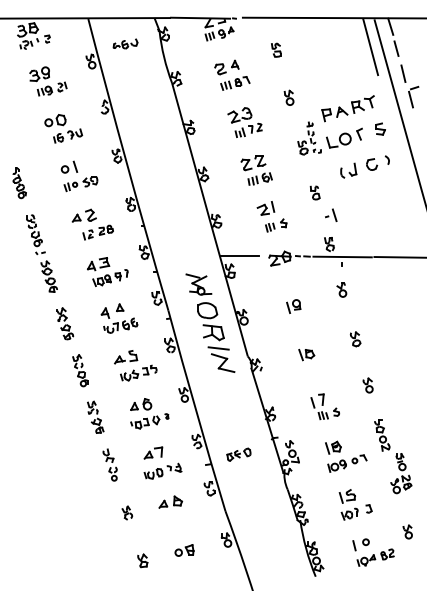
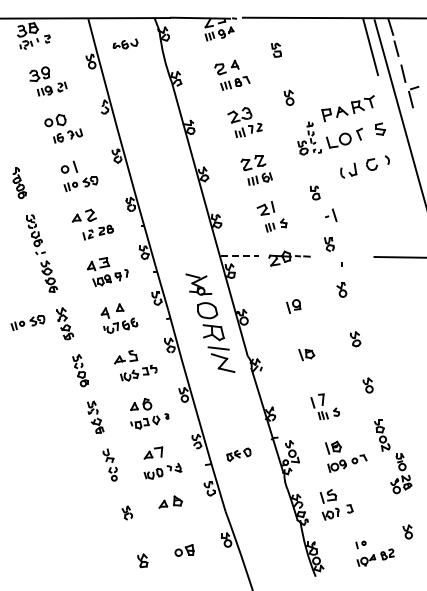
line: solid -> dashed (240, 255)
line: present -> none (342, 256)
part: none -> present (27, 323)
part position: (355, 504) -> (336, 504) (336, 504)
part size: 18x14 px -> 12x10 px (360, 544)
